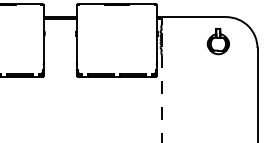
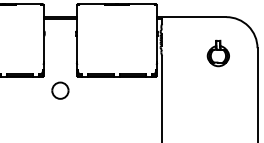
part position: (217, 41) -> (217, 53) (217, 53)
part: none -> present (60, 90)
line: dashed -> solid (162, 99)
